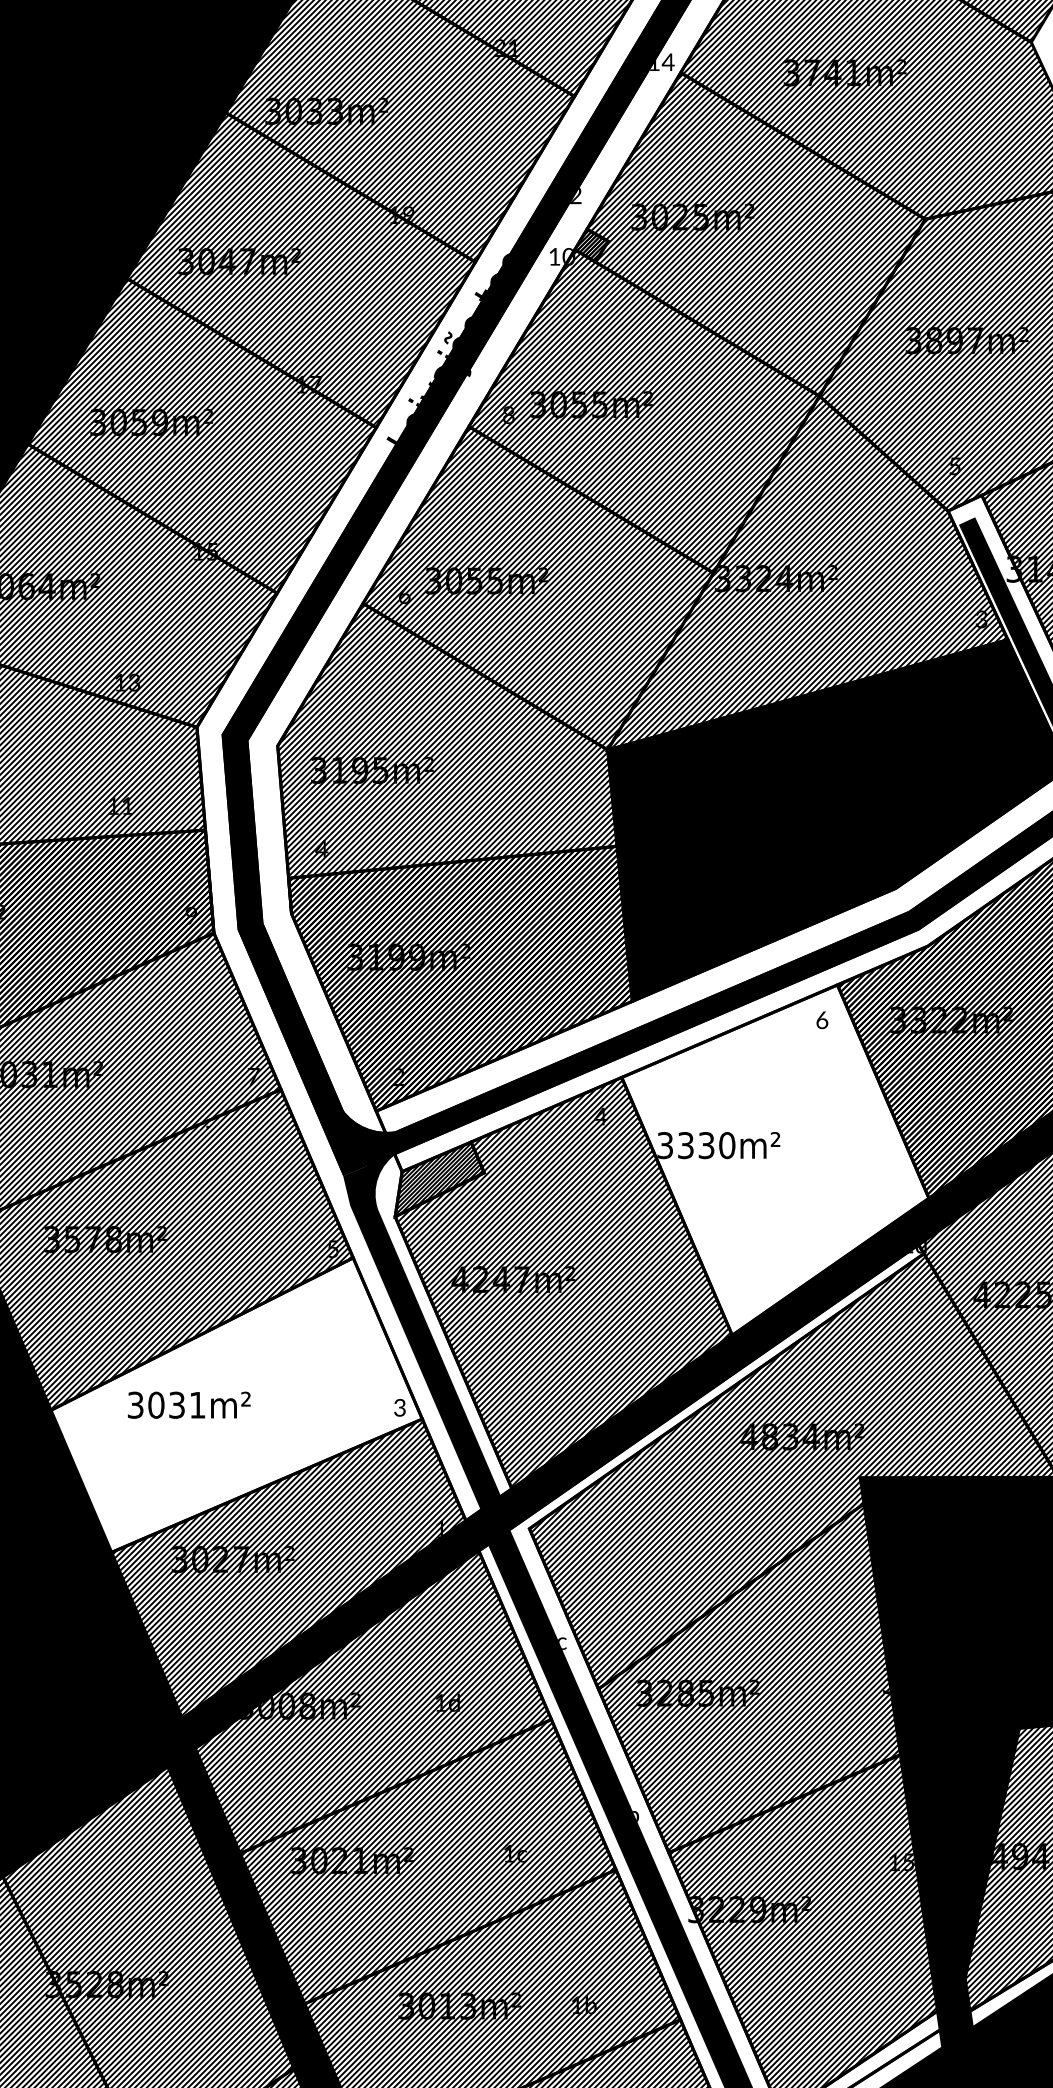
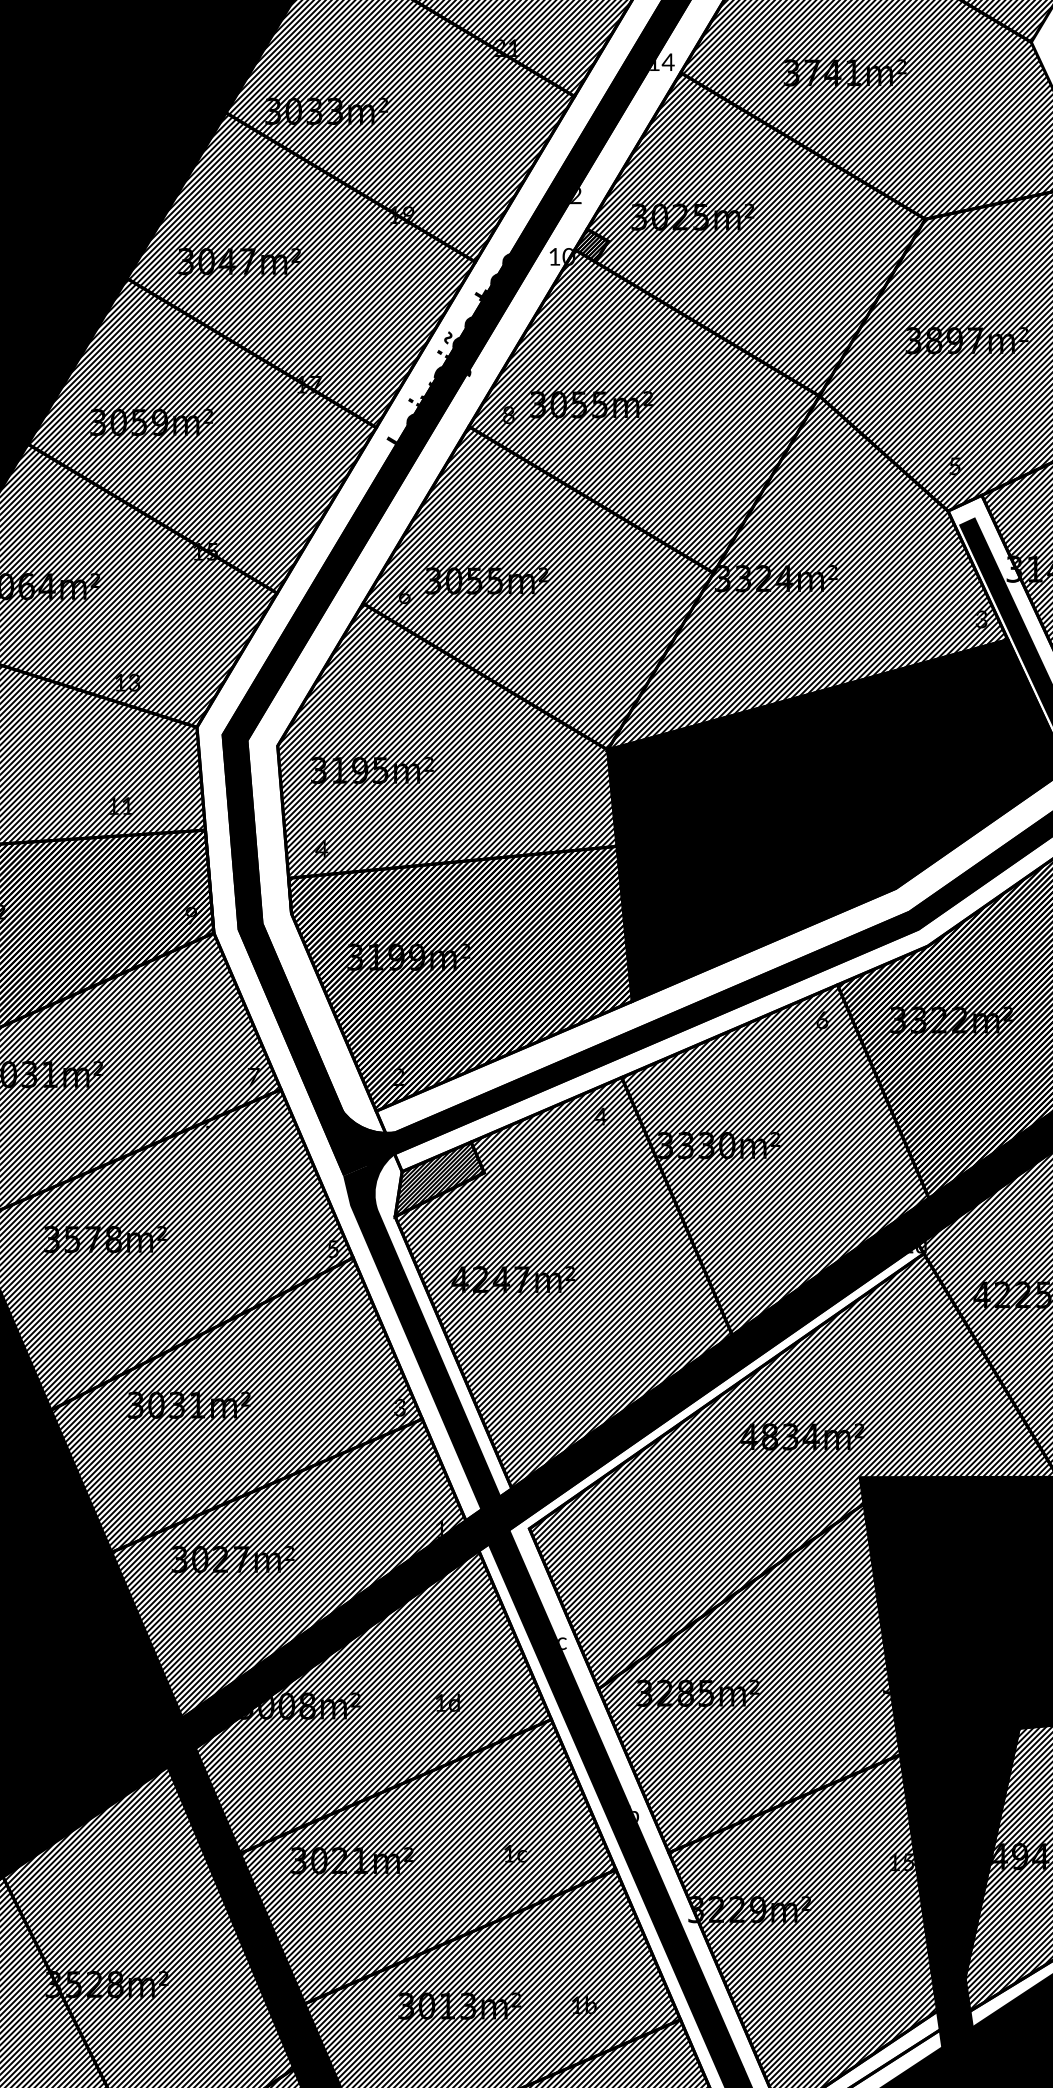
hatch: none -> present (778, 1167)
hatch: none -> present (228, 1409)
